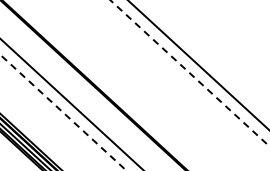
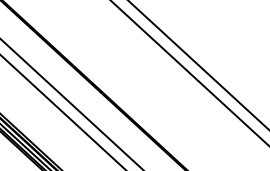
line: dashed -> solid (190, 73)
line: dashed -> solid (63, 113)
